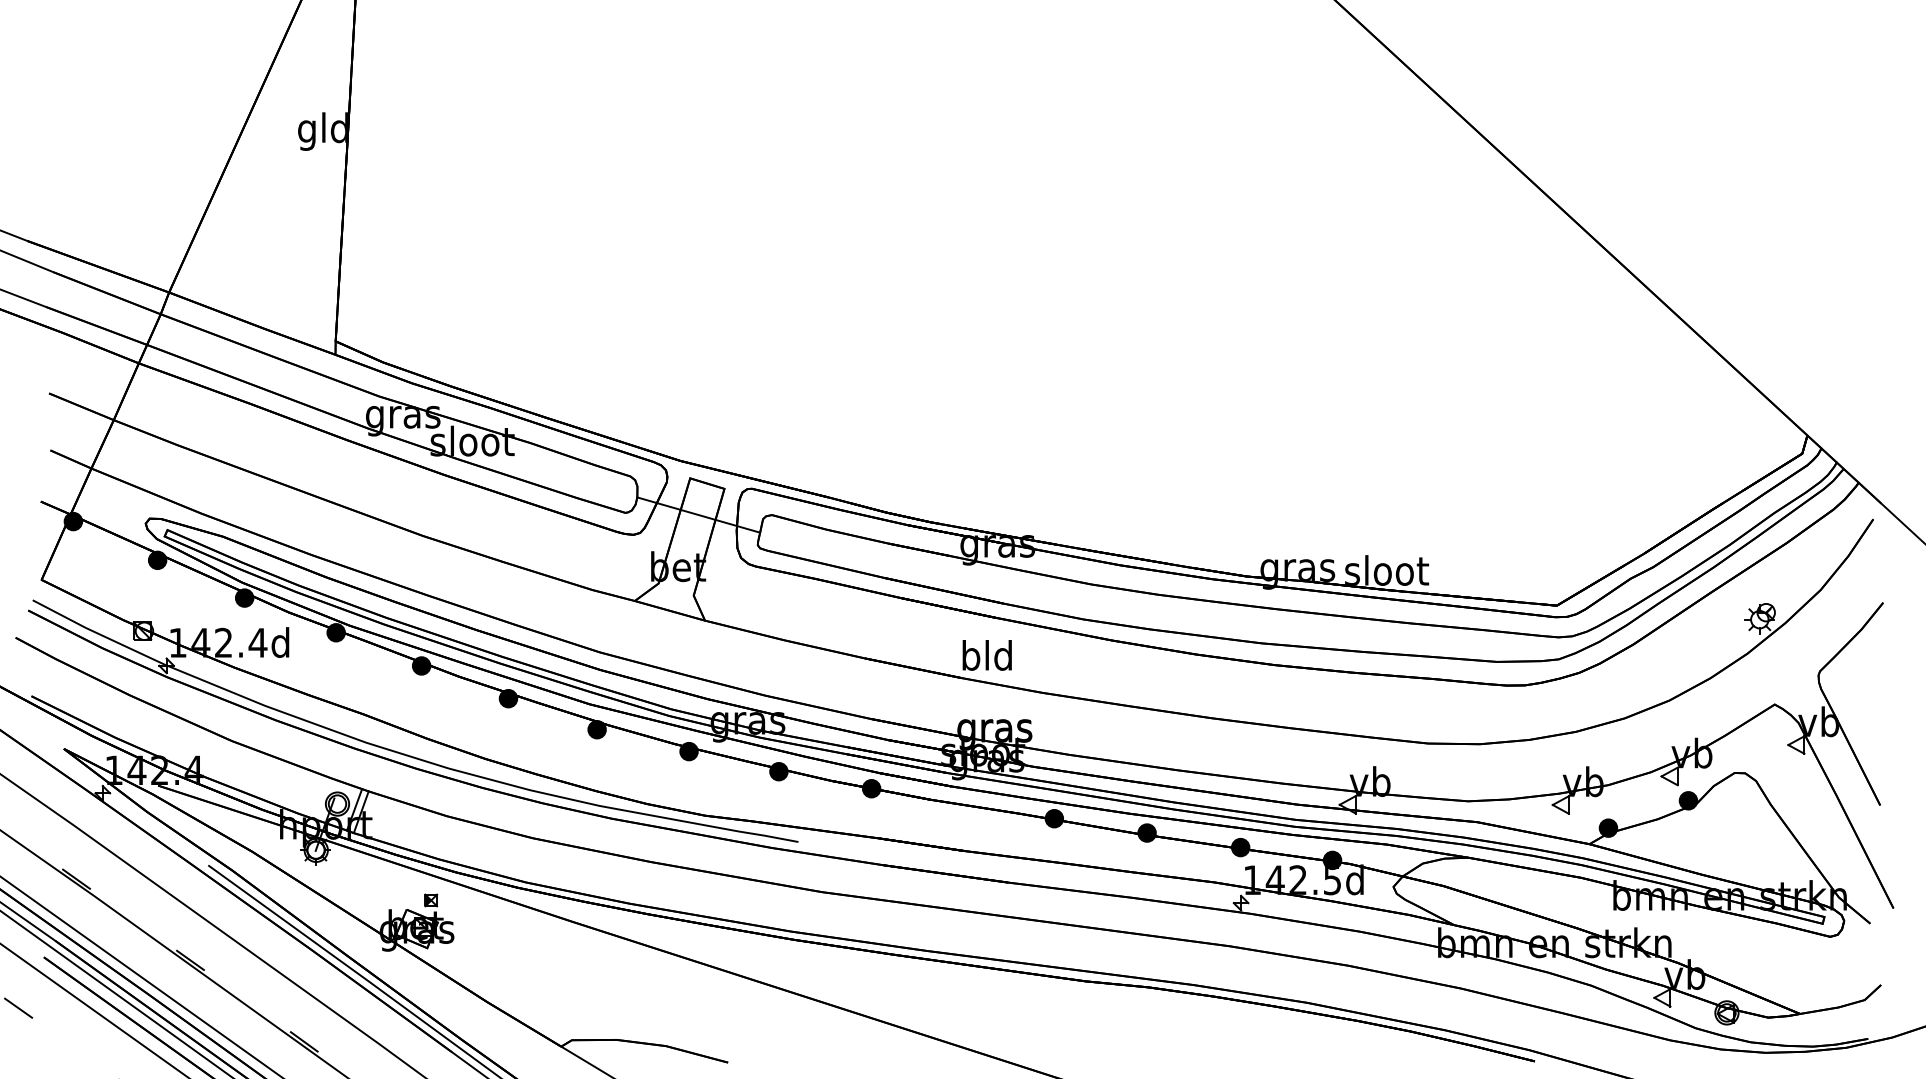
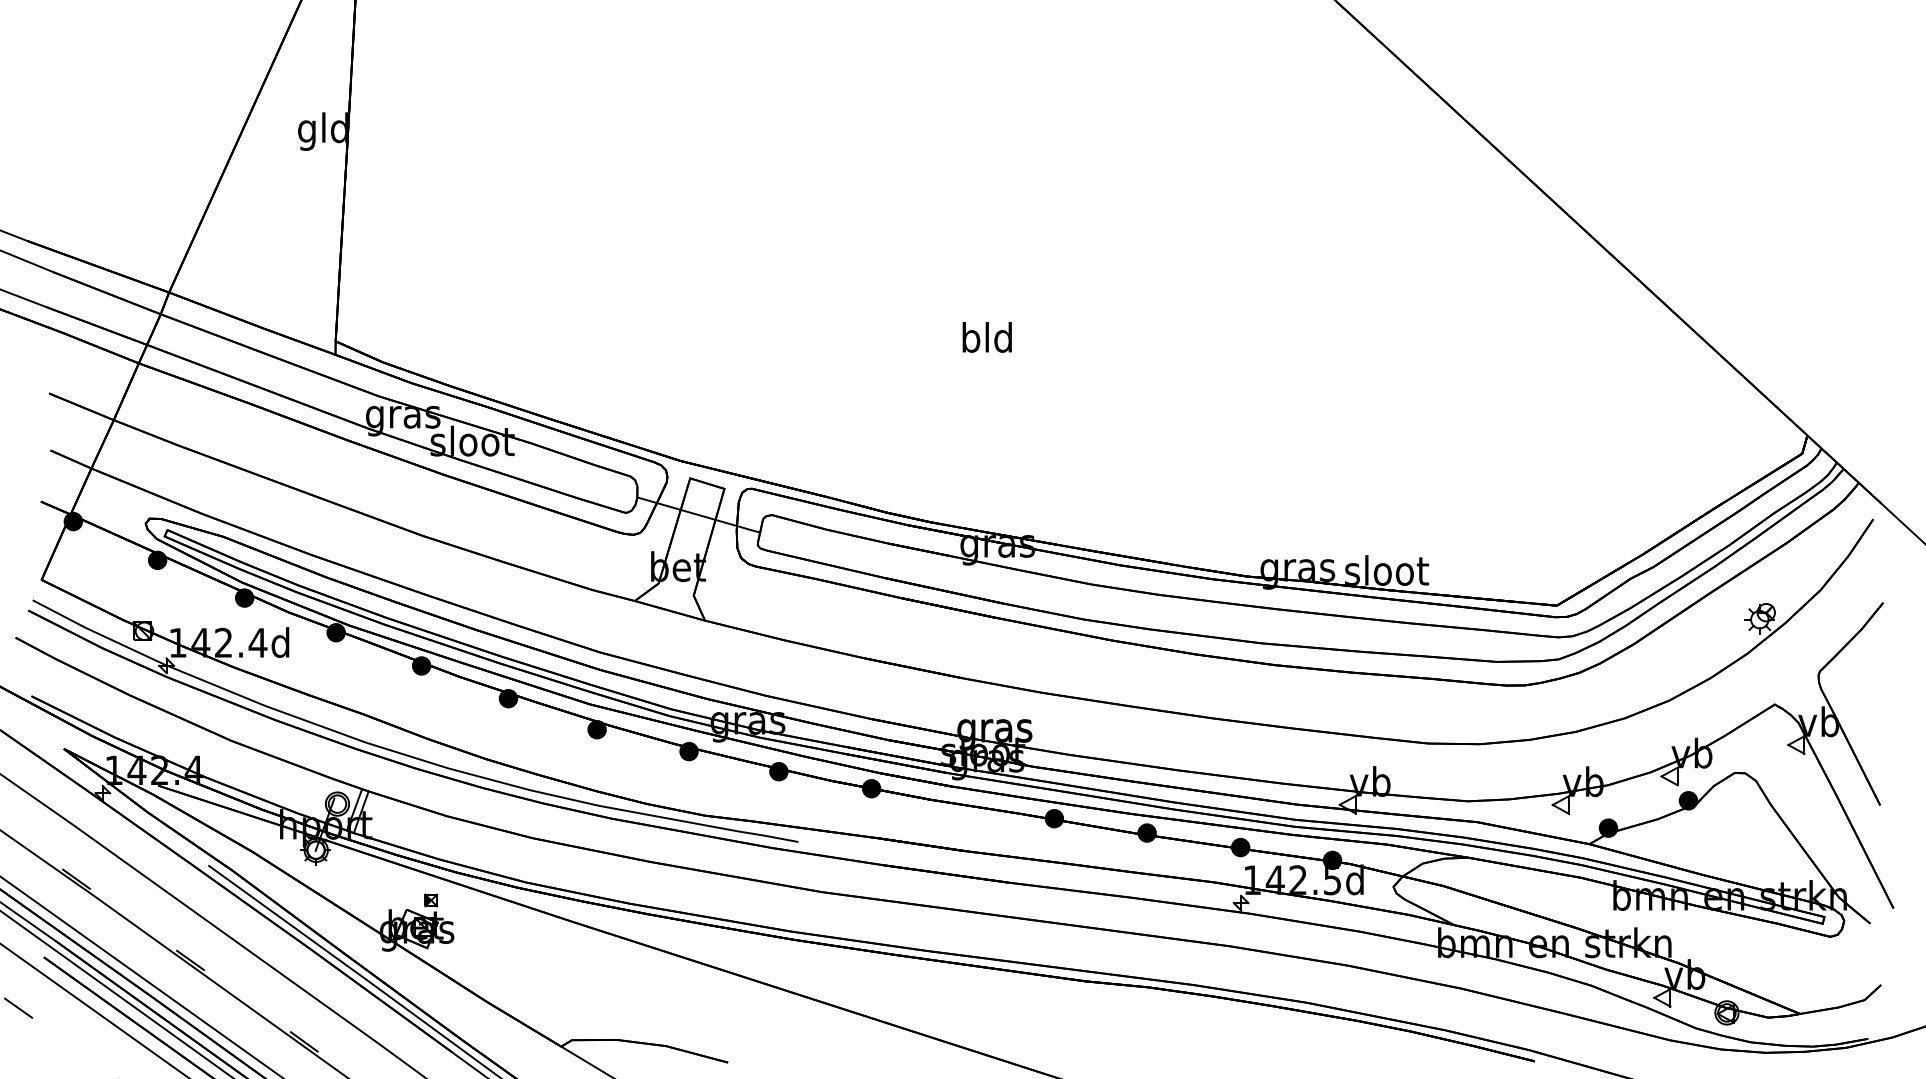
text position: (986, 655) -> (986, 337) (986, 337)
